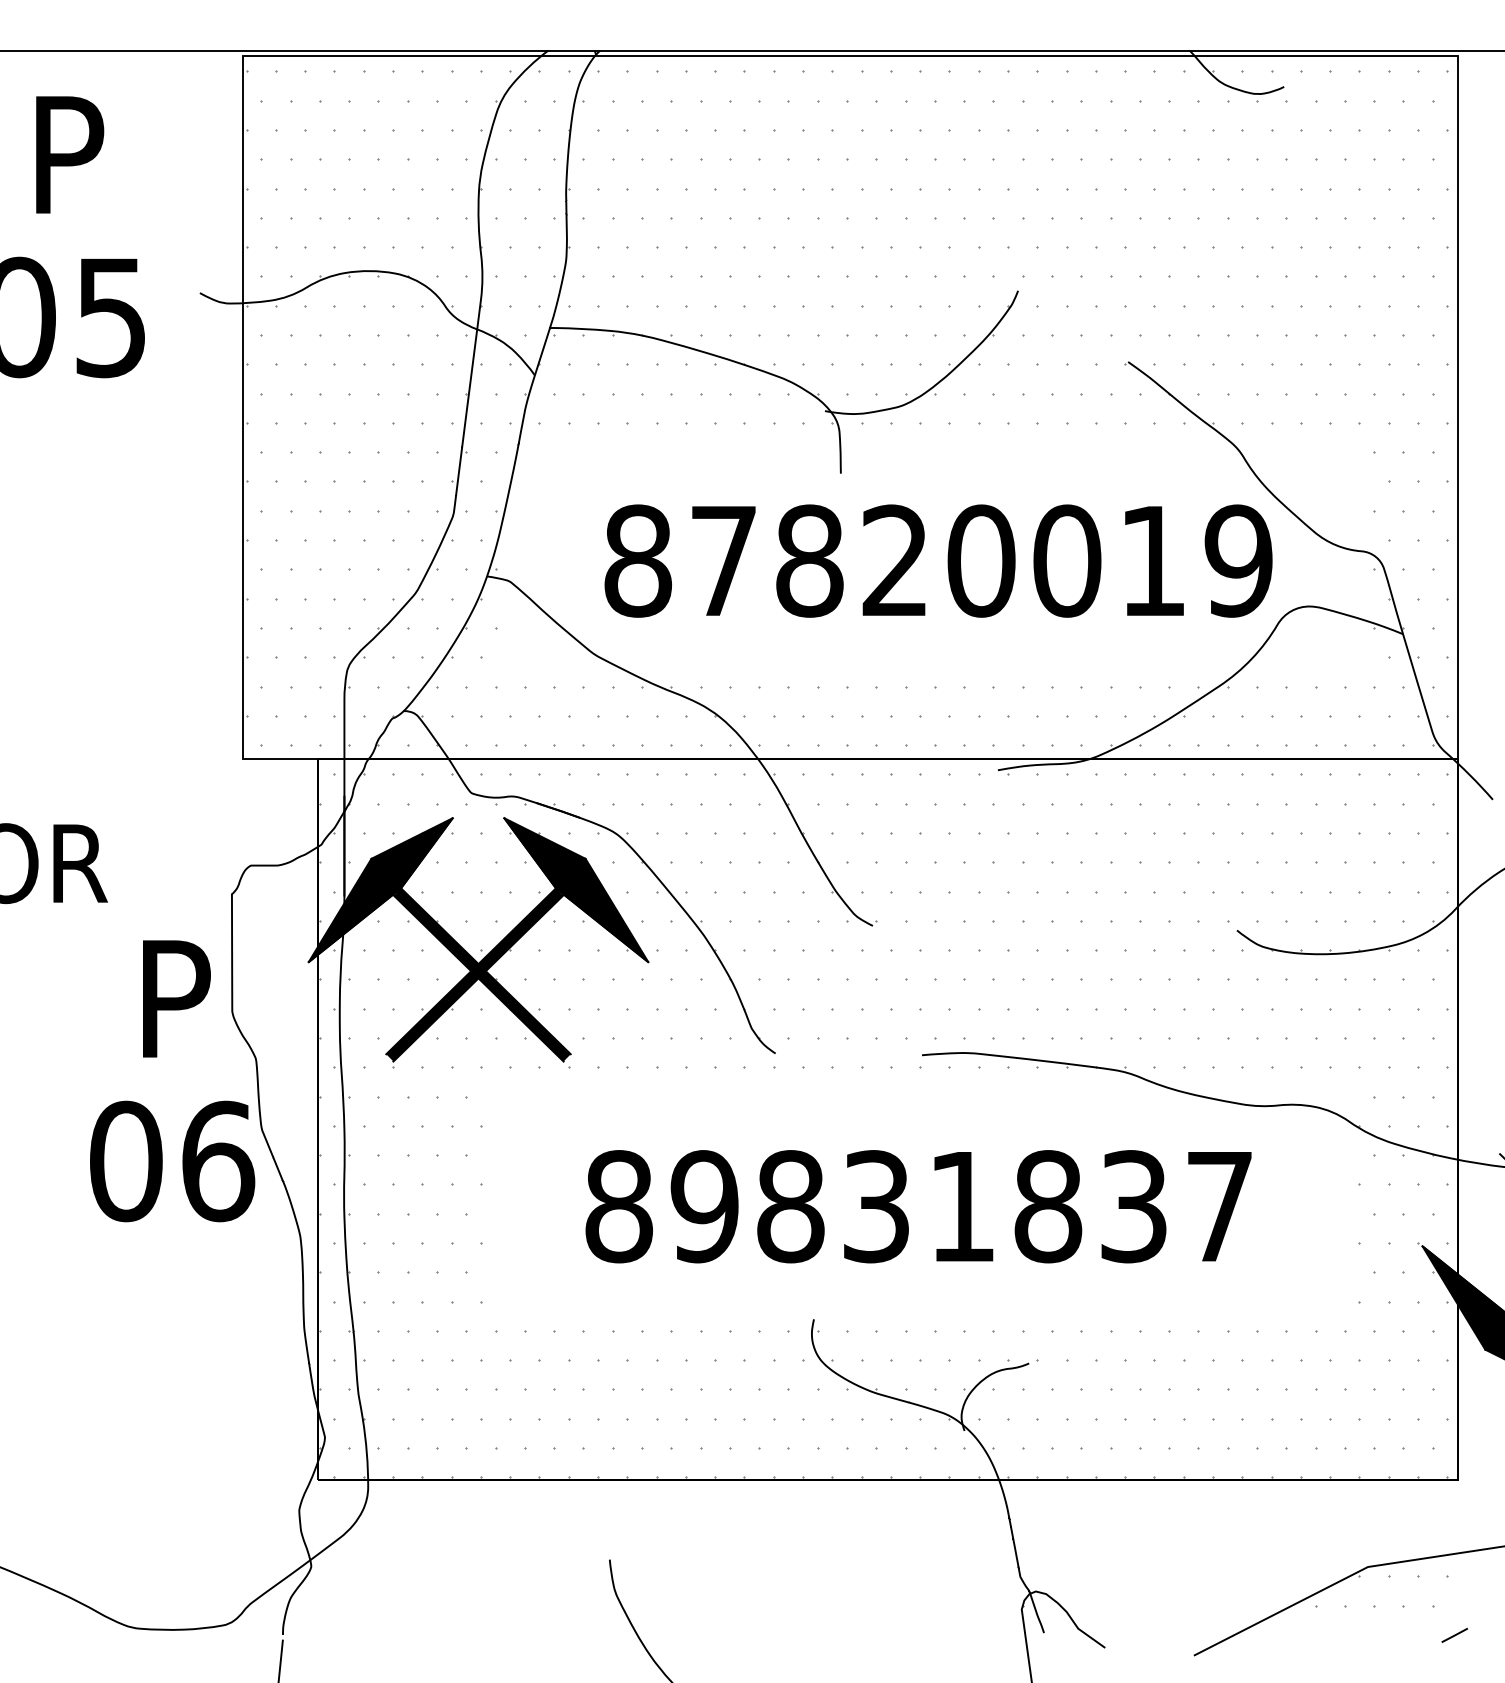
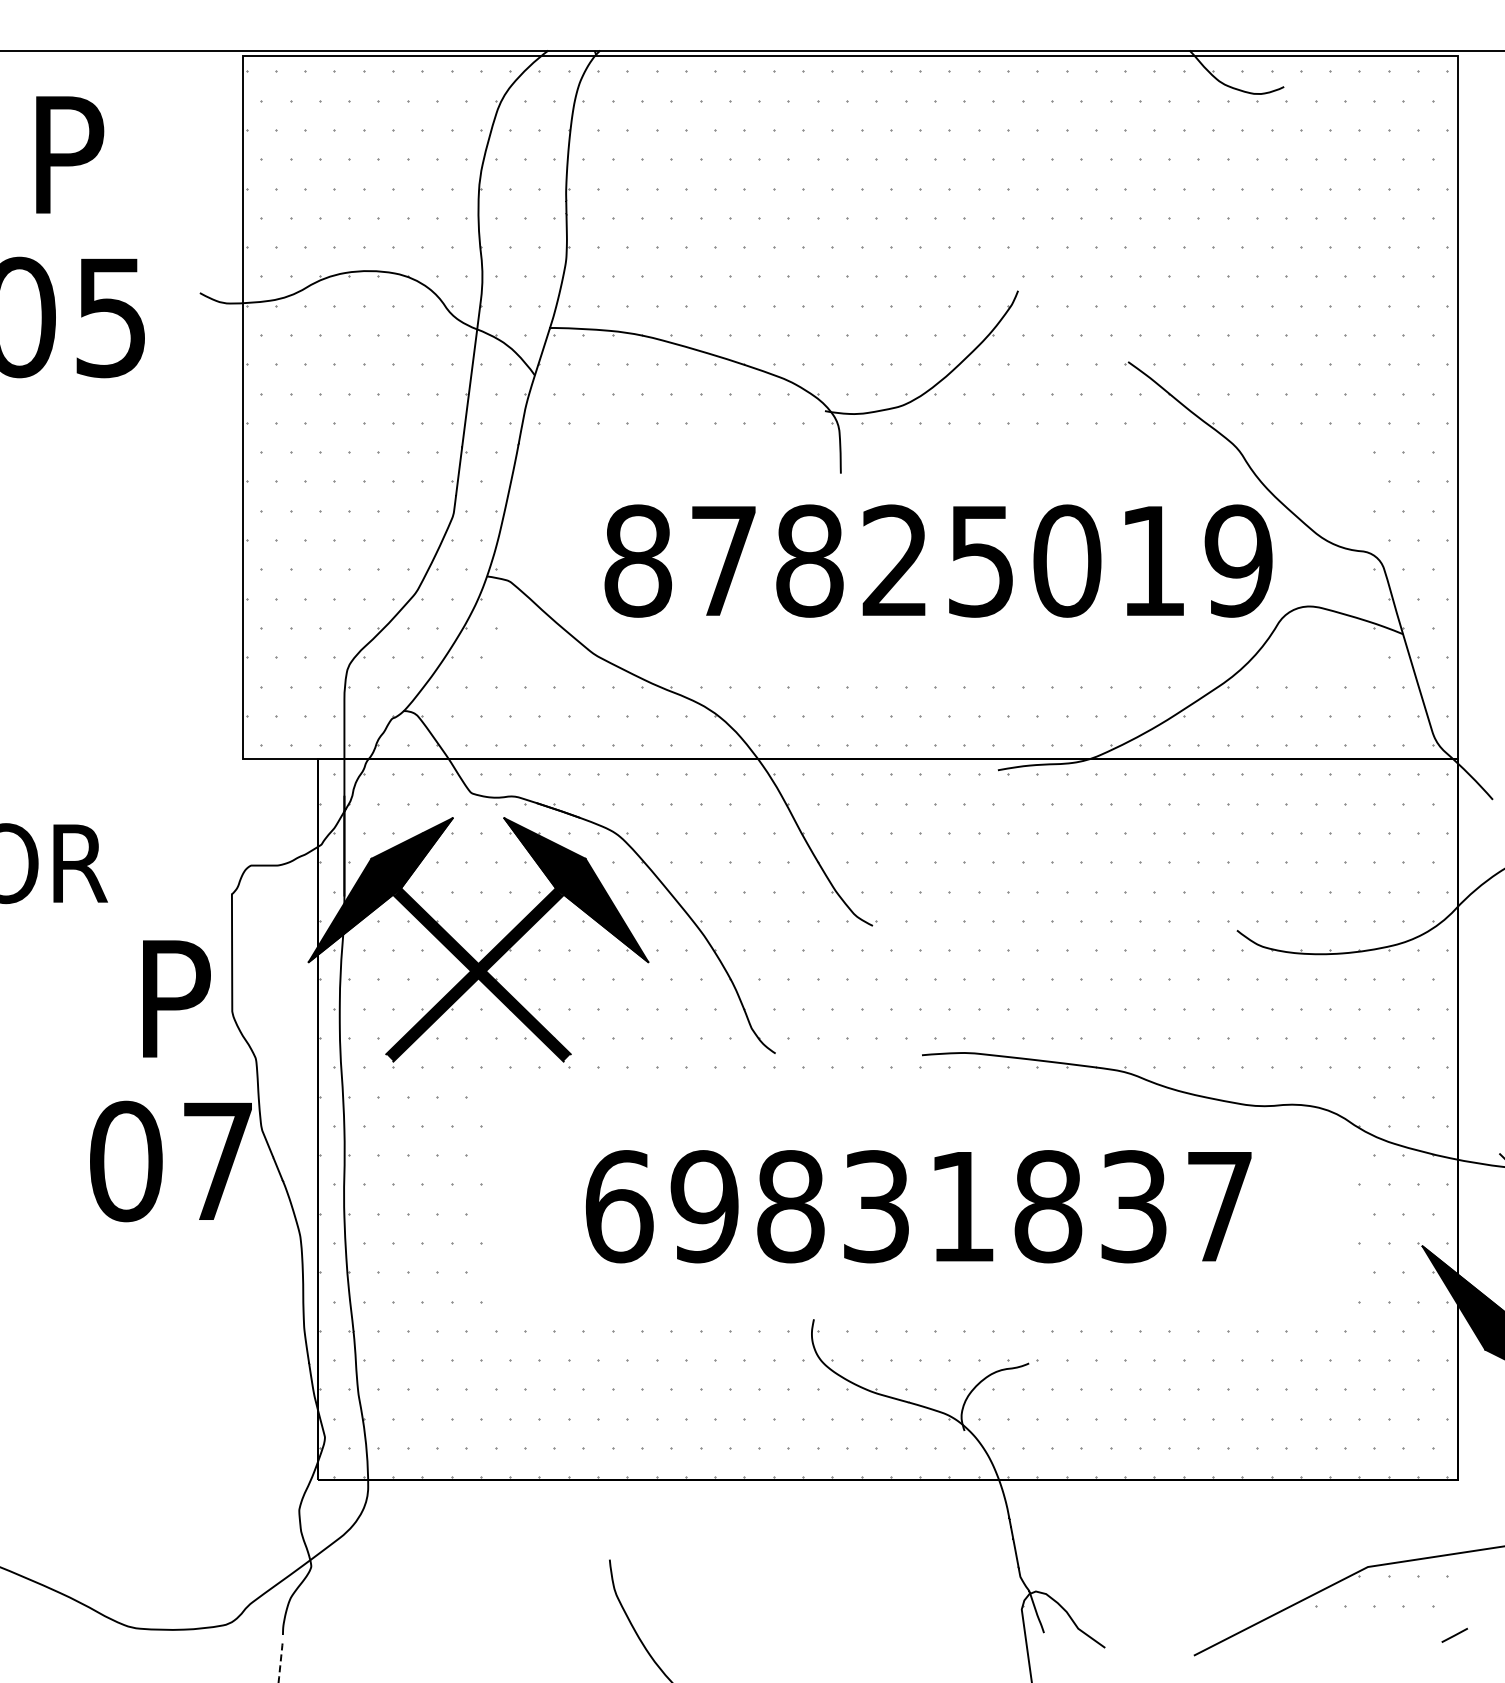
text: 87820019 -> 87825019 (981, 560)
text: 06 -> 07 (218, 1161)
text: 89831837 -> 69831837 (619, 1206)
line: solid -> dashed (280, 1661)
